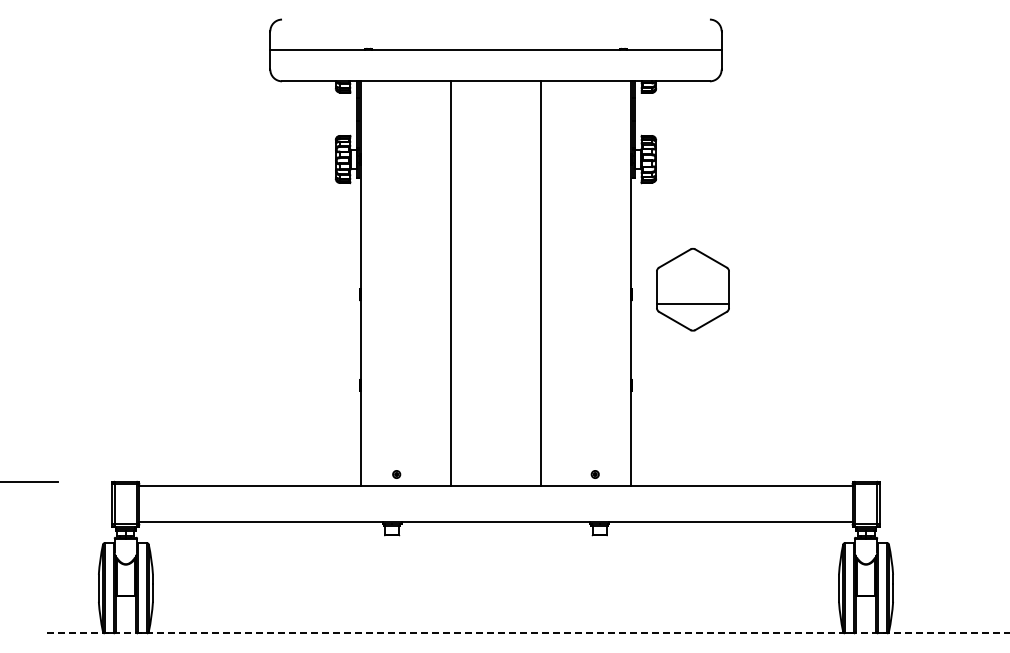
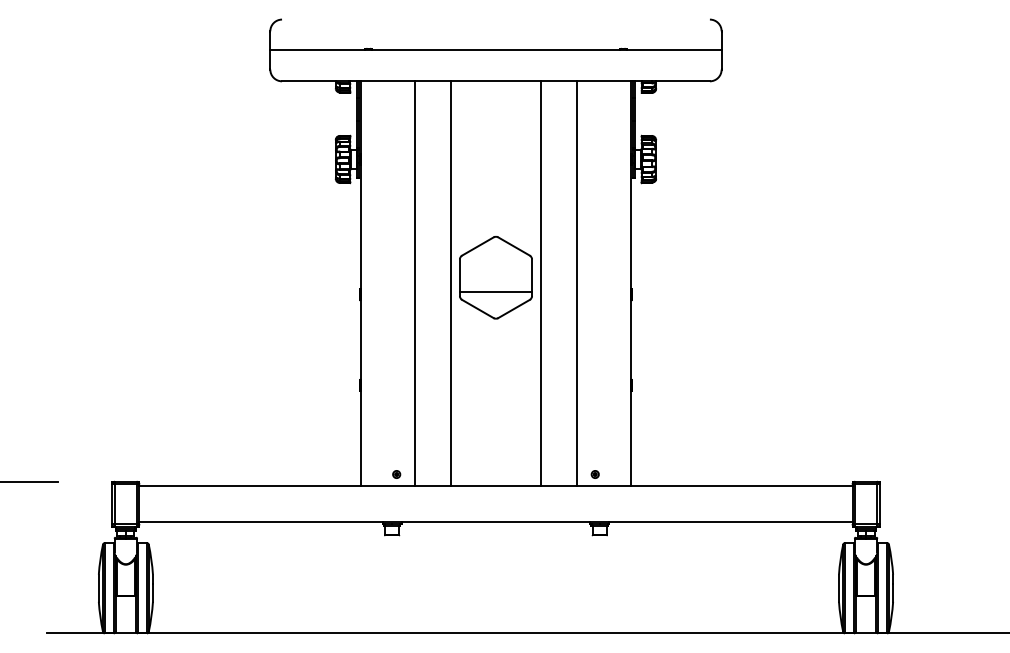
line: none -> present (414, 283)
line: none -> present (577, 283)
part position: (692, 289) -> (495, 277) (495, 277)
line: dashed -> solid (528, 633)
